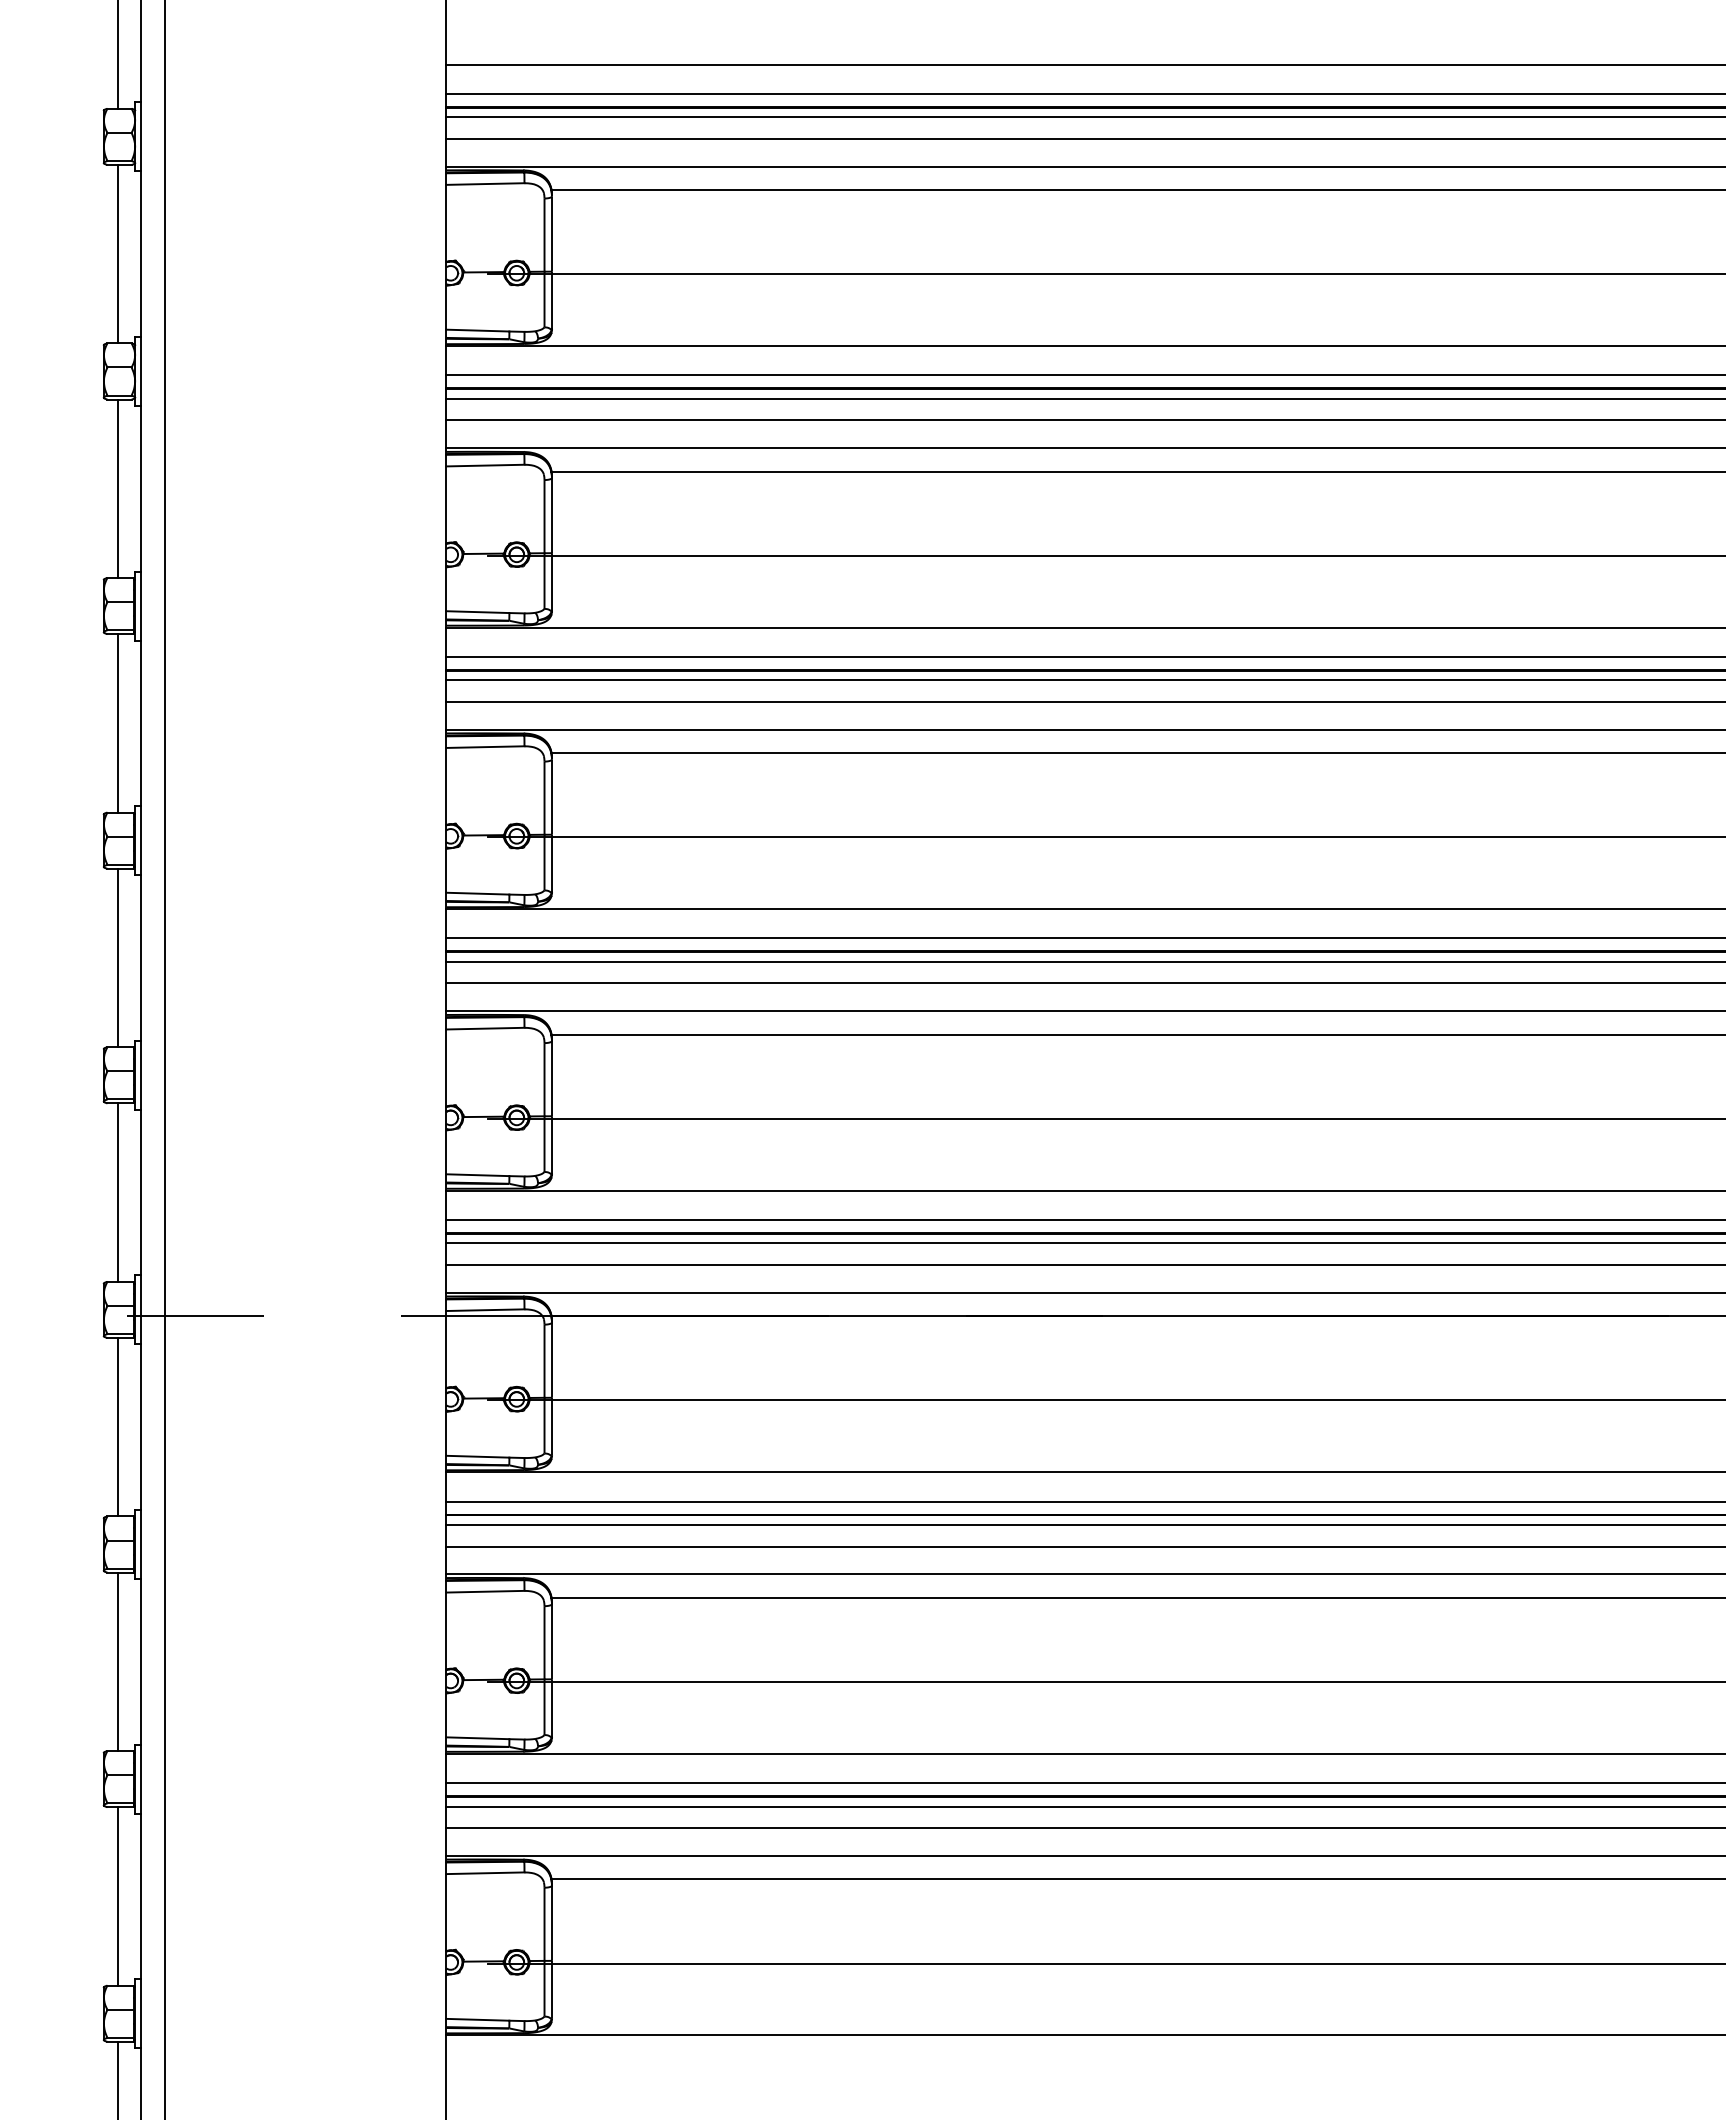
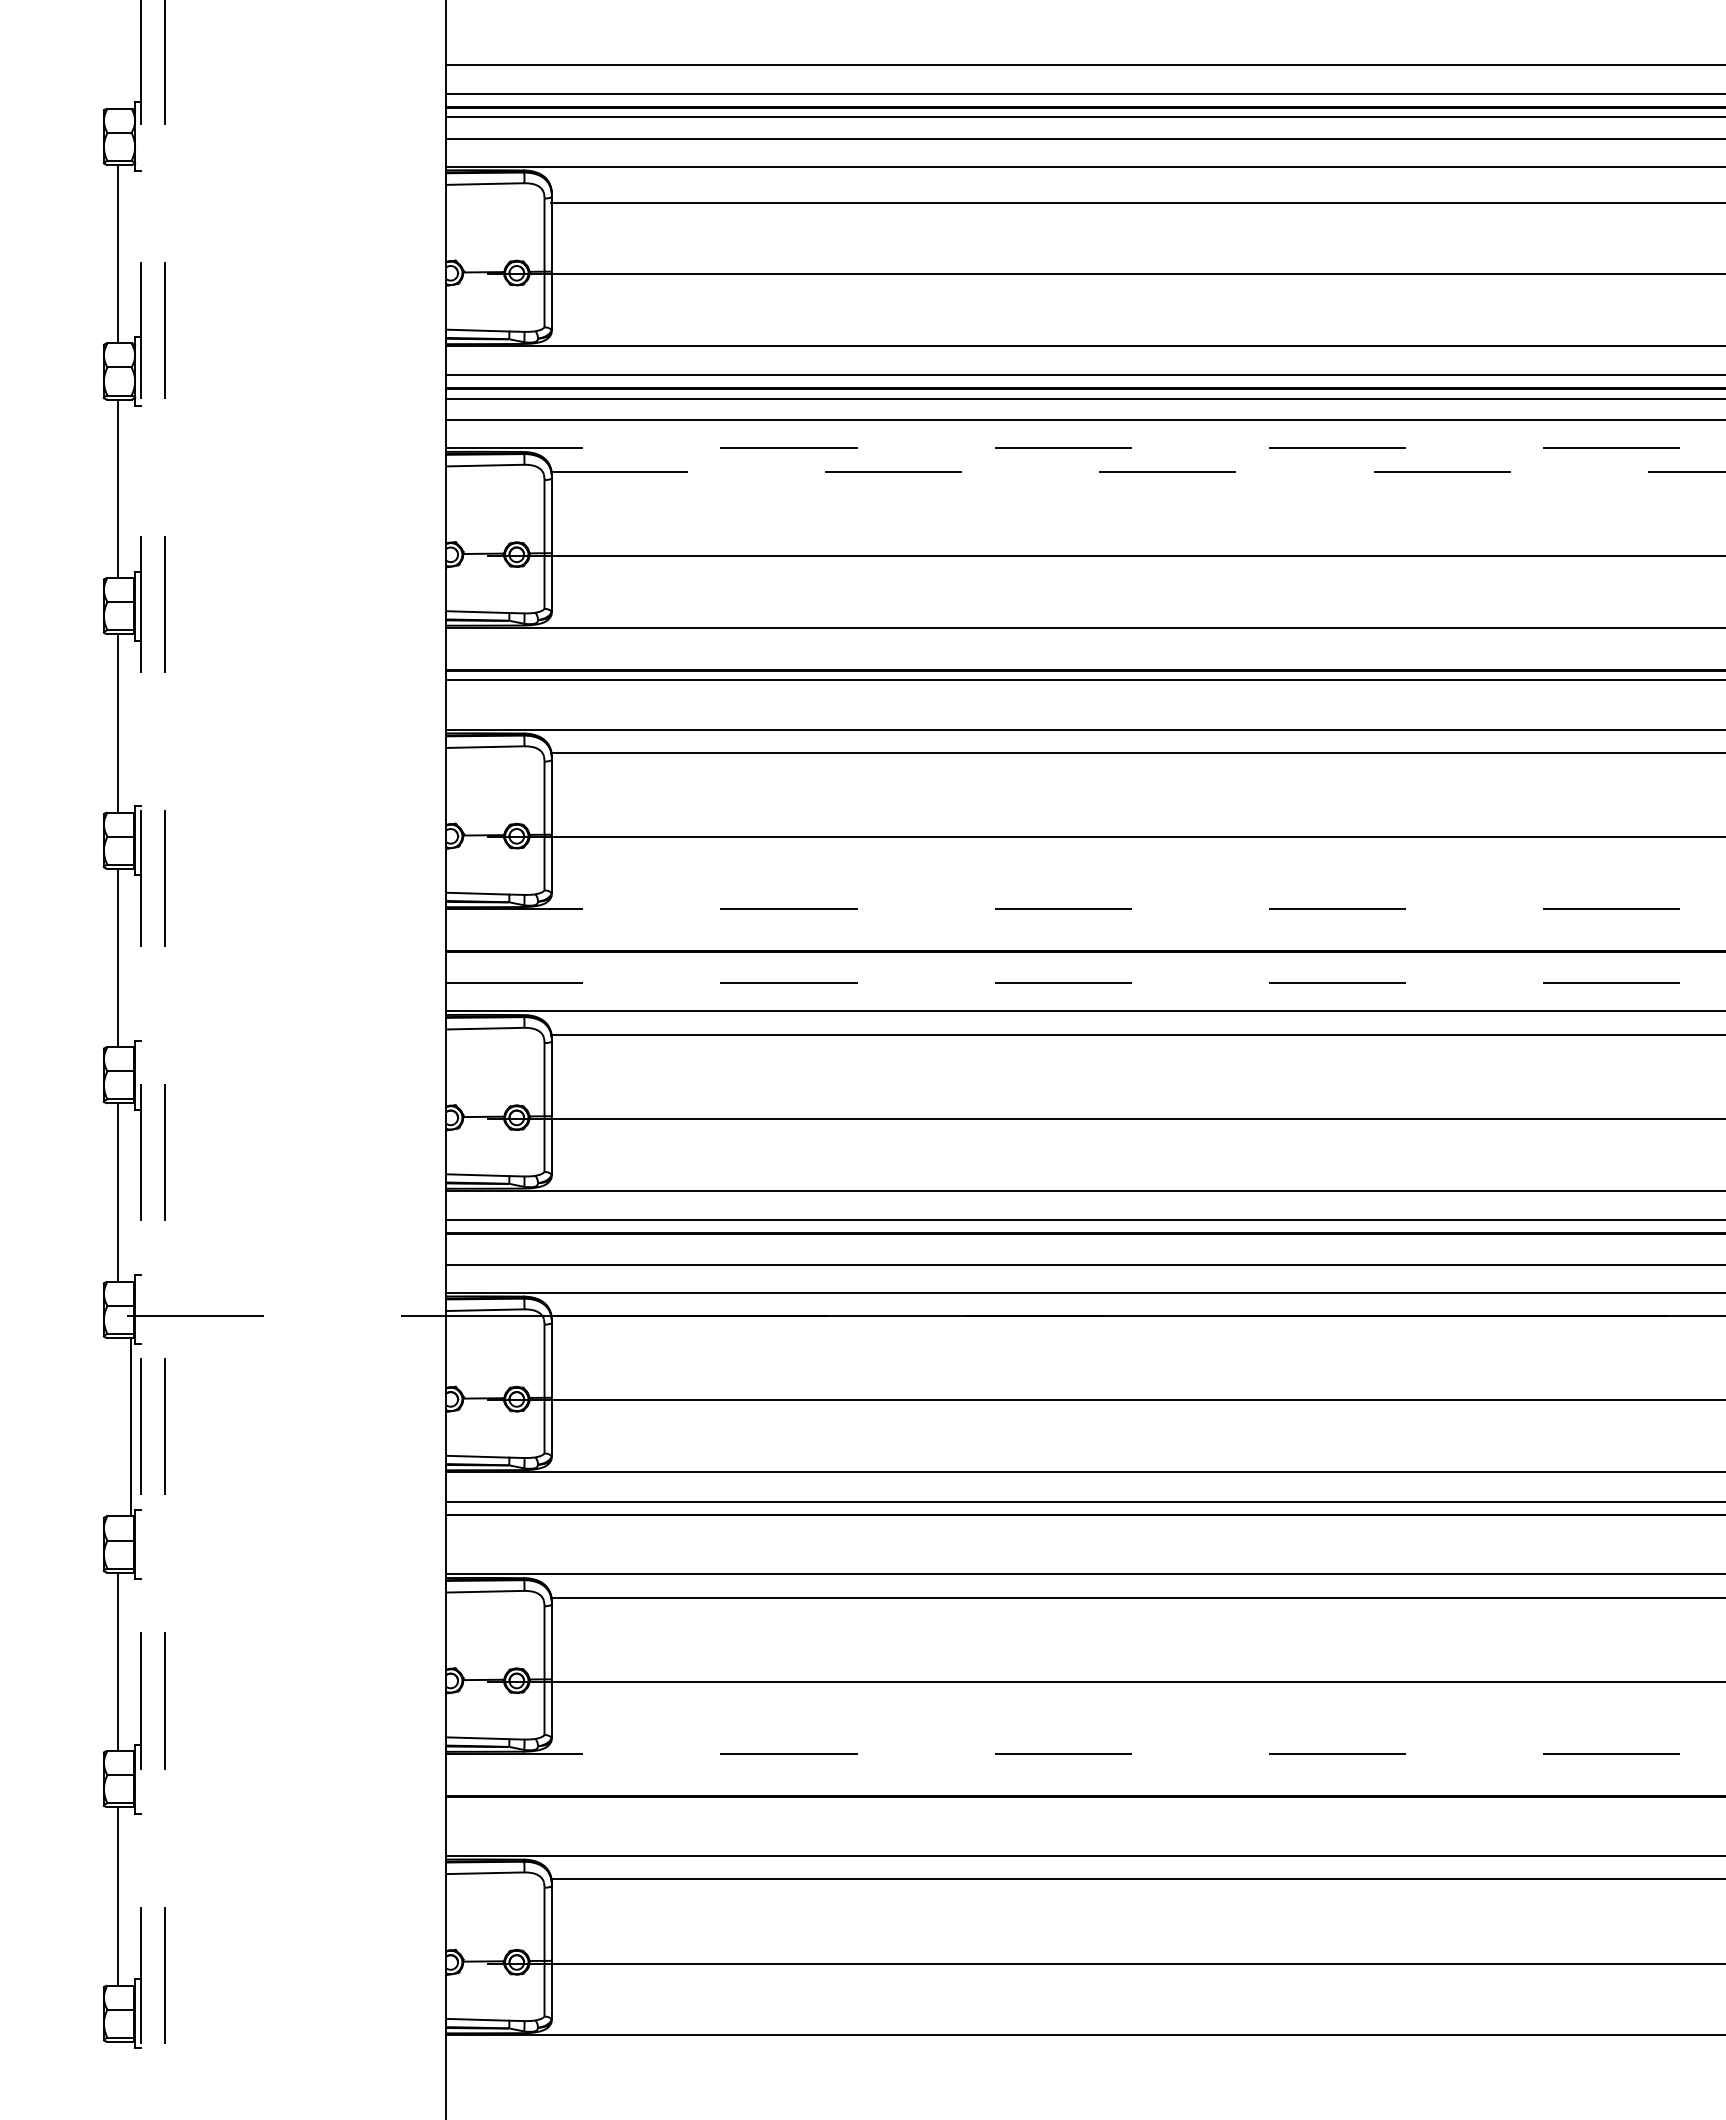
line: present -> none (117, 55)
line position: (1136, 190) -> (1136, 203) (1136, 203)
line: solid -> dashed (1086, 448)
line: solid -> dashed (1138, 471)
line: present -> none (1084, 656)
line: present -> none (1084, 701)
line: solid -> dashed (1086, 909)
line: present -> none (1084, 938)
line: present -> none (1084, 961)
line: solid -> dashed (1086, 983)
line: solid -> dashed (141, 1060)
line: solid -> dashed (164, 1060)
line: present -> none (1084, 1243)
line position: (117, 1427) -> (130, 1427) (130, 1427)
line: present -> none (1084, 1525)
line: present -> none (1084, 1546)
line: solid -> dashed (1086, 1753)
line: present -> none (1084, 1783)
line: present -> none (1084, 1806)
line: present -> none (1084, 1828)
line: present -> none (117, 2078)
